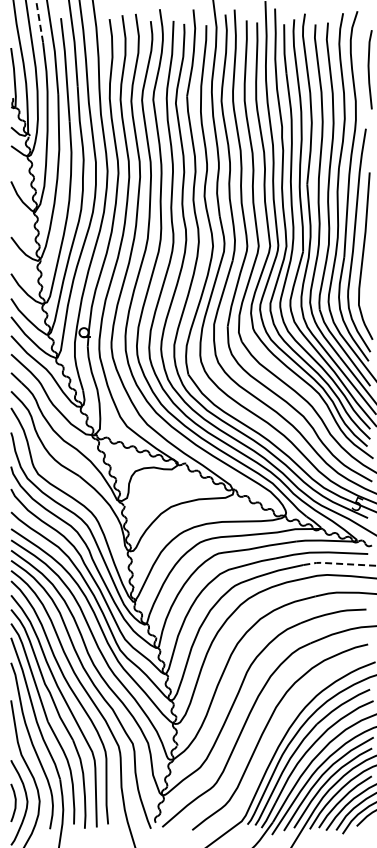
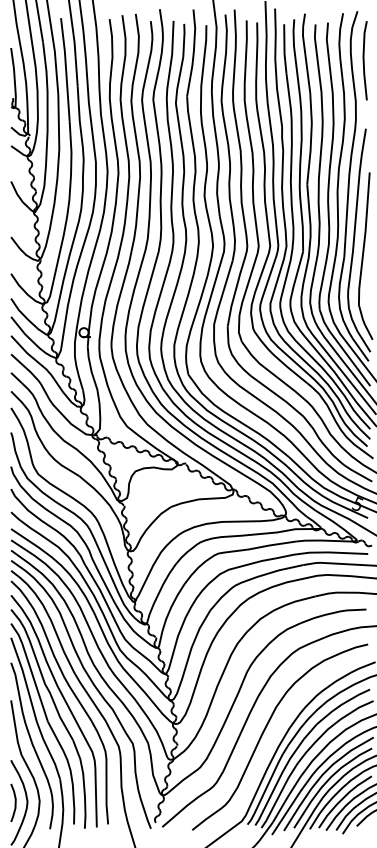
line: dashed -> solid (39, 21)
line position: (369, 69) -> (364, 60) (364, 60)
line: dashed -> solid (338, 563)
